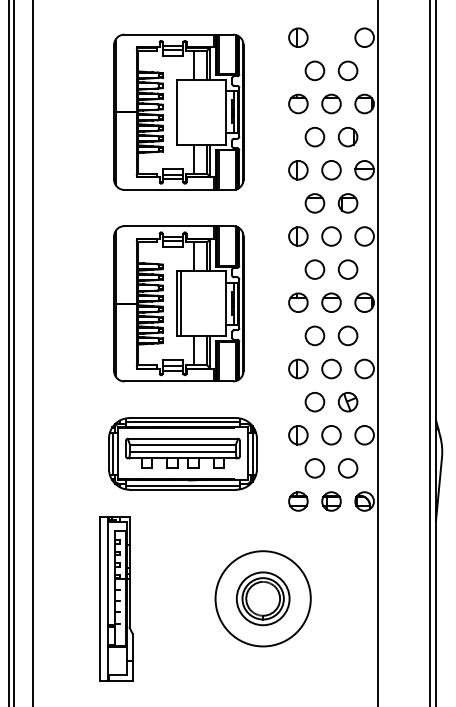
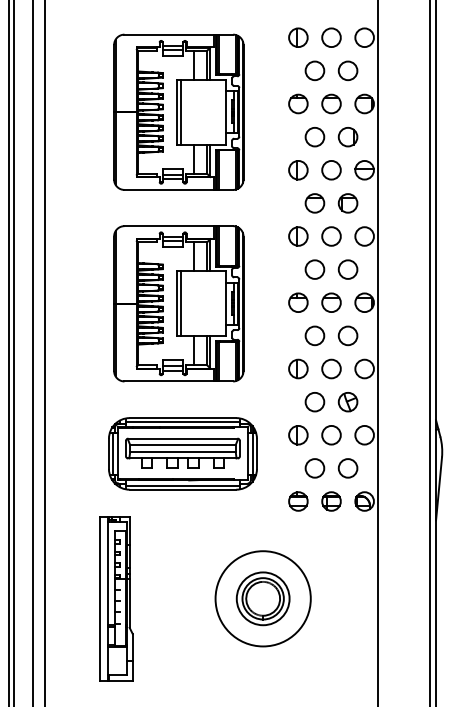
circle: none -> present (331, 37)
line: none -> present (180, 111)
line: none -> present (44, 352)
